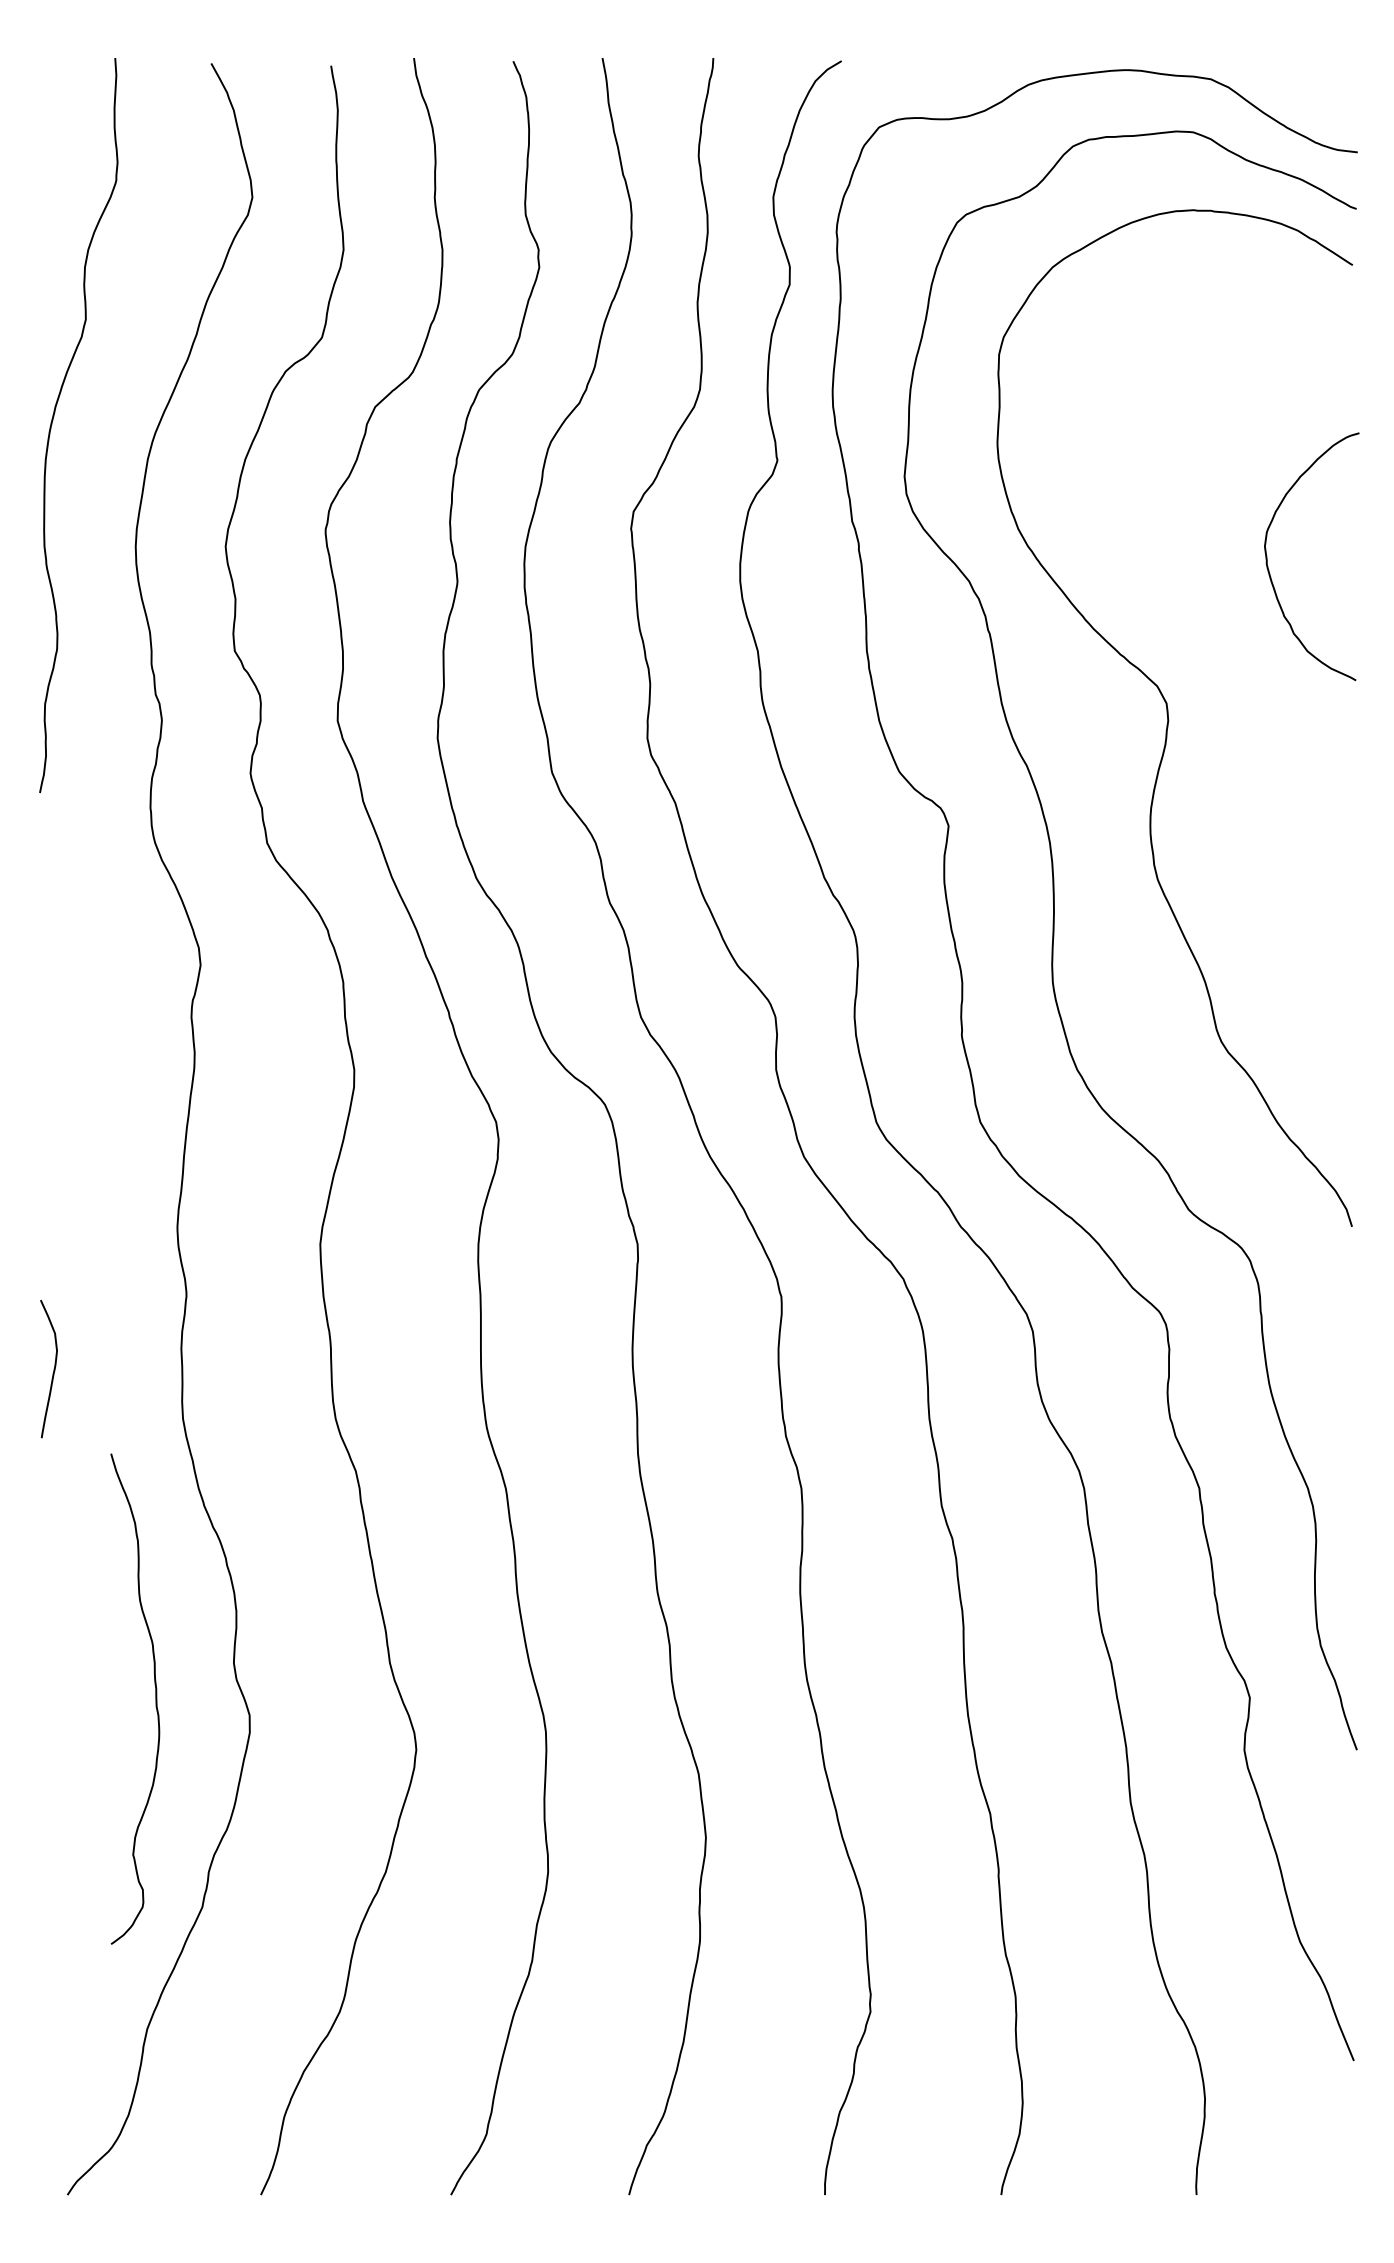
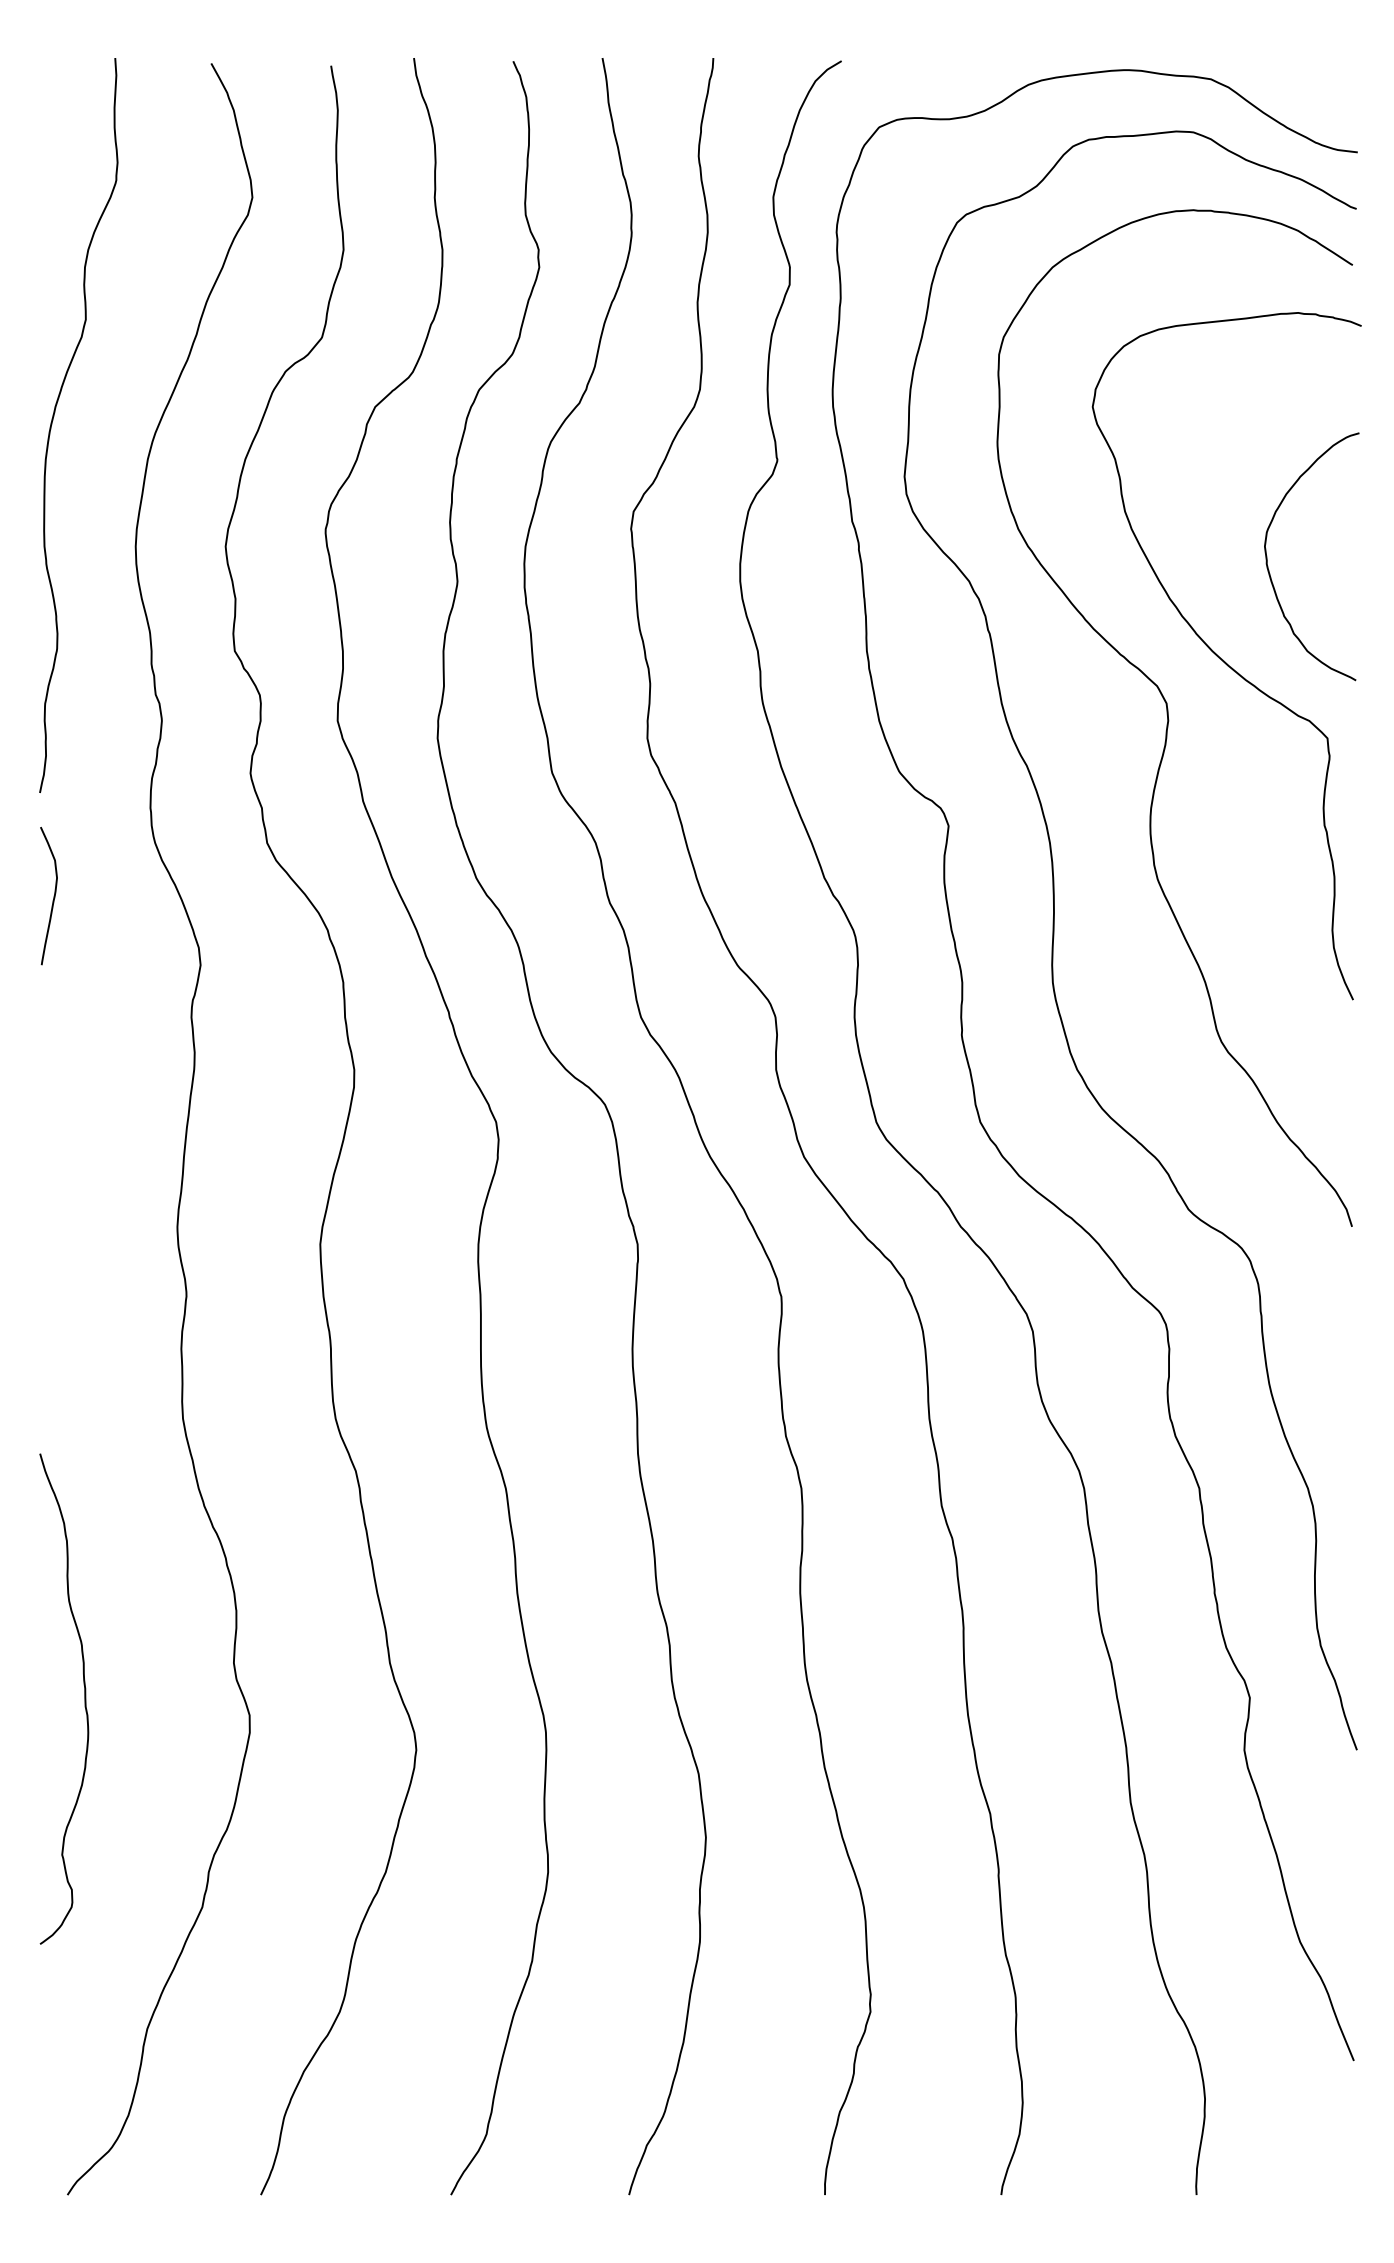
curve: none -> present (1223, 659)
curve position: (53, 1369) -> (53, 896) (53, 896)
curve position: (155, 1698) -> (84, 1698) (84, 1698)
